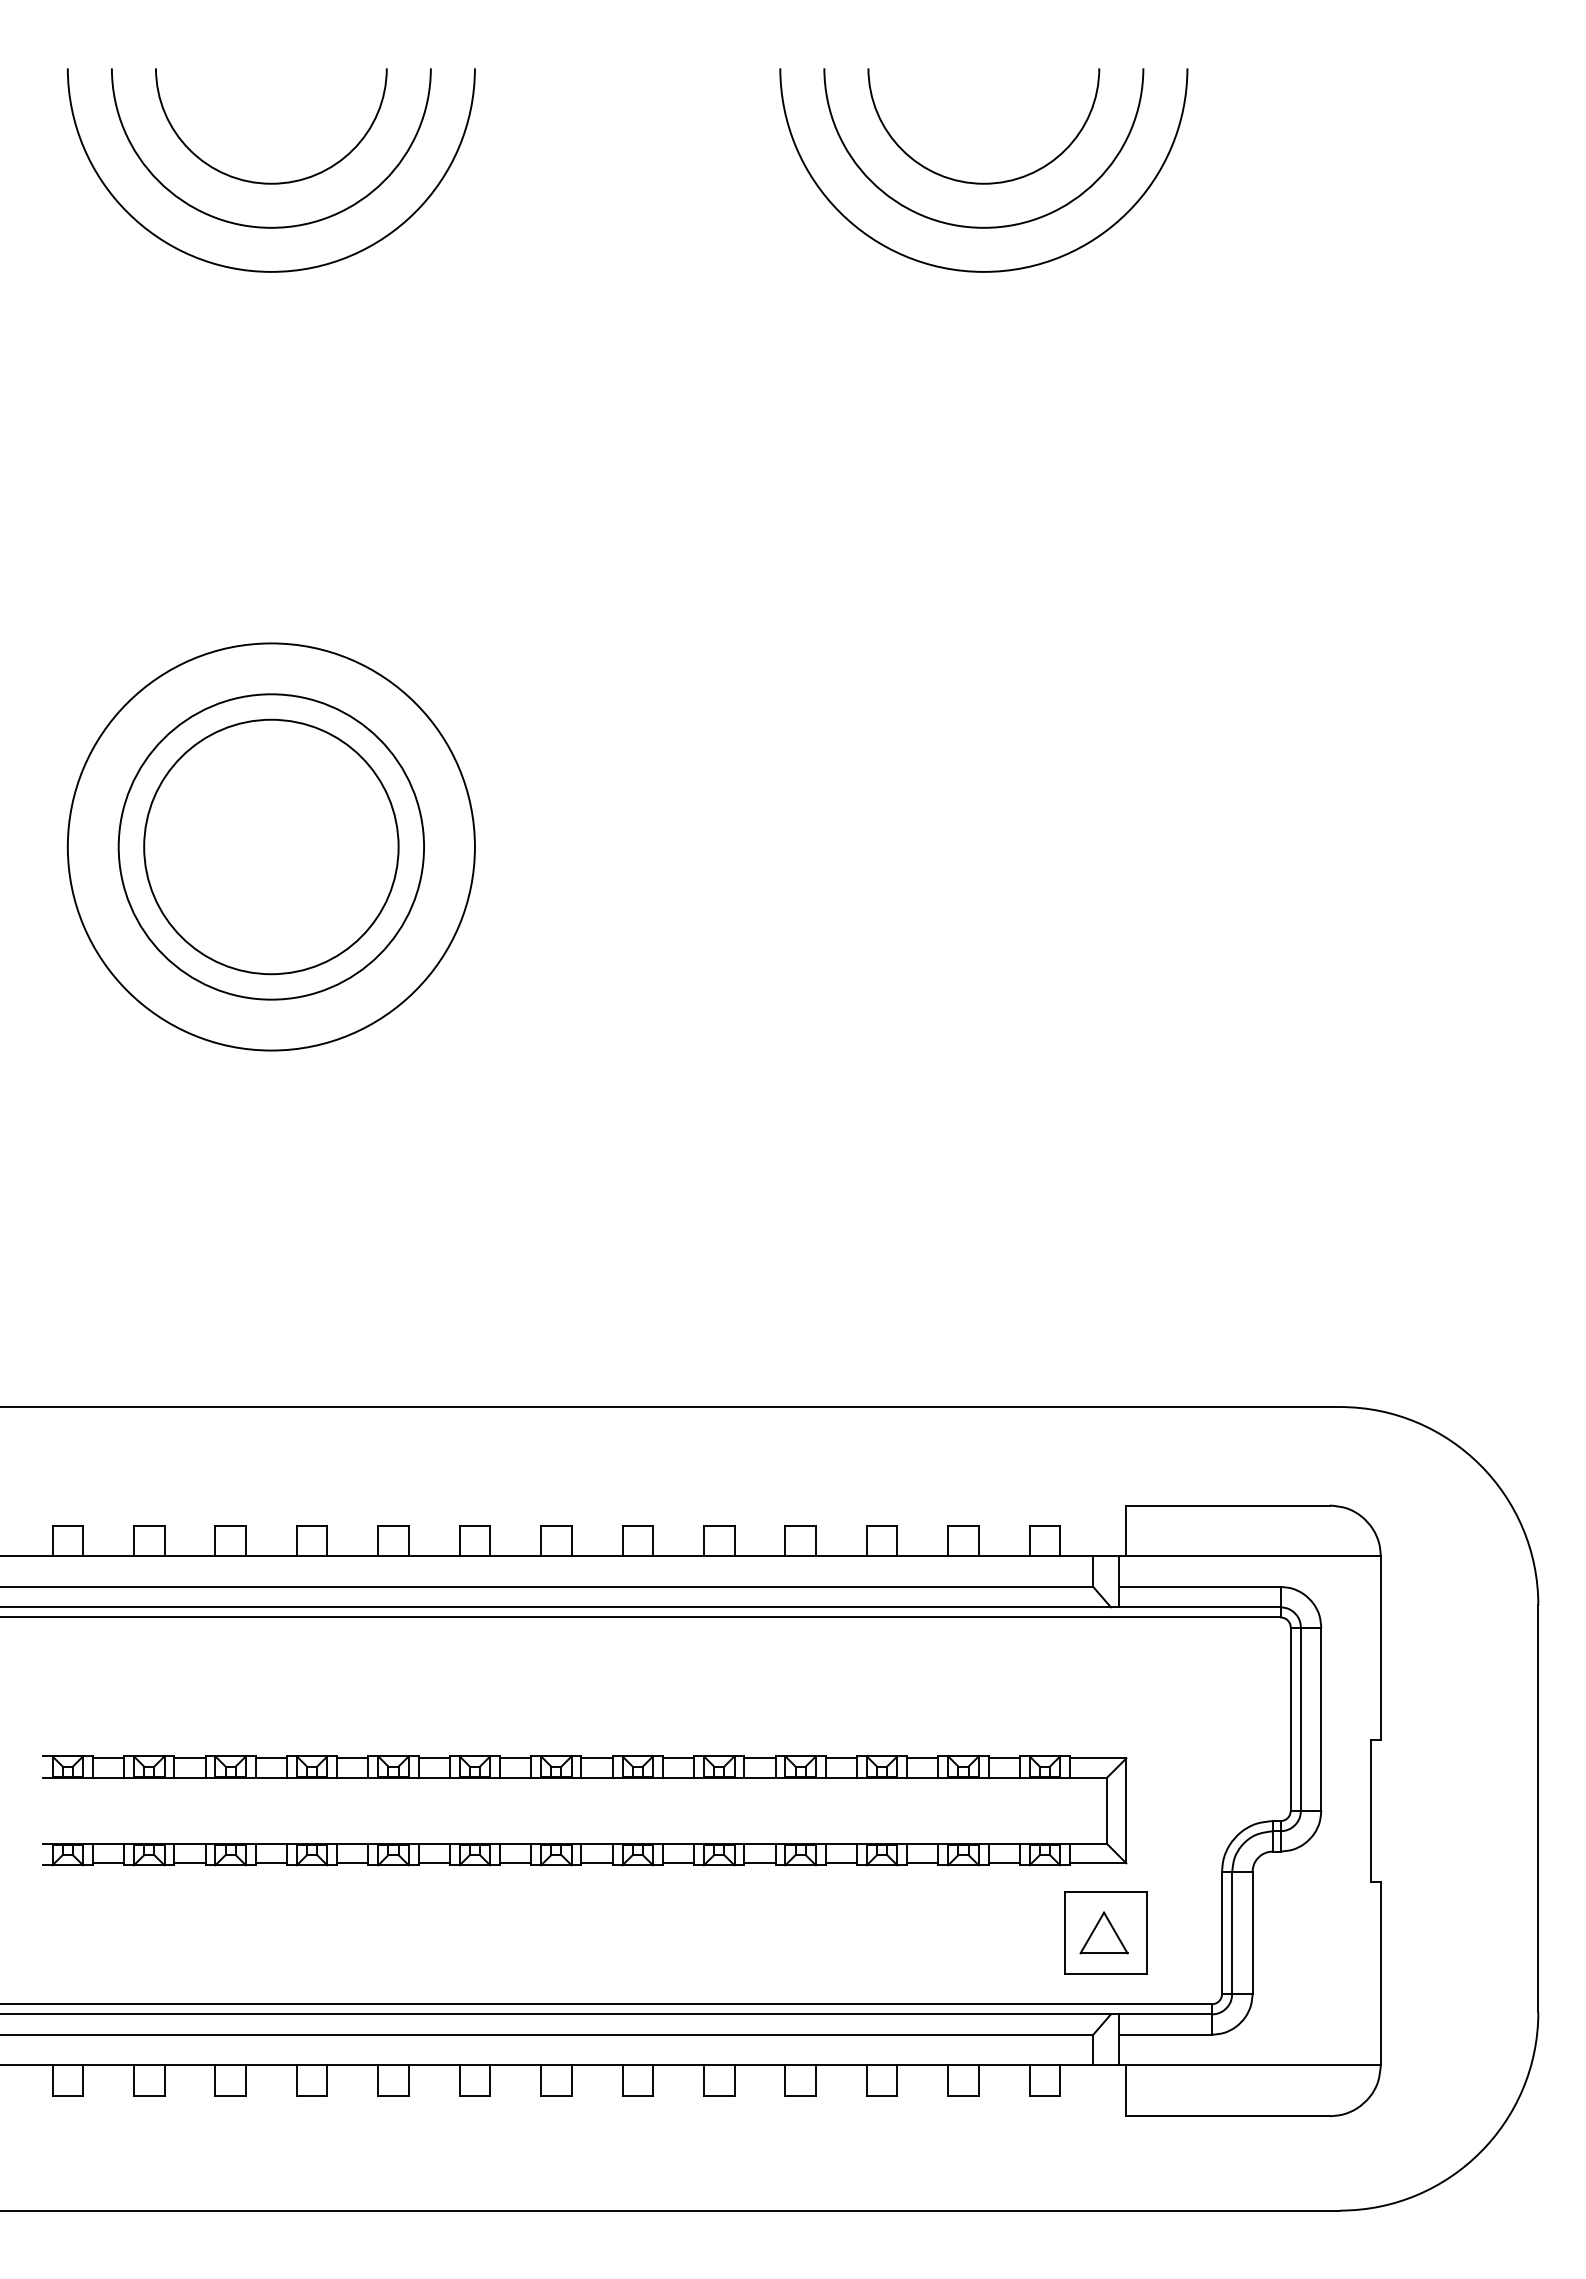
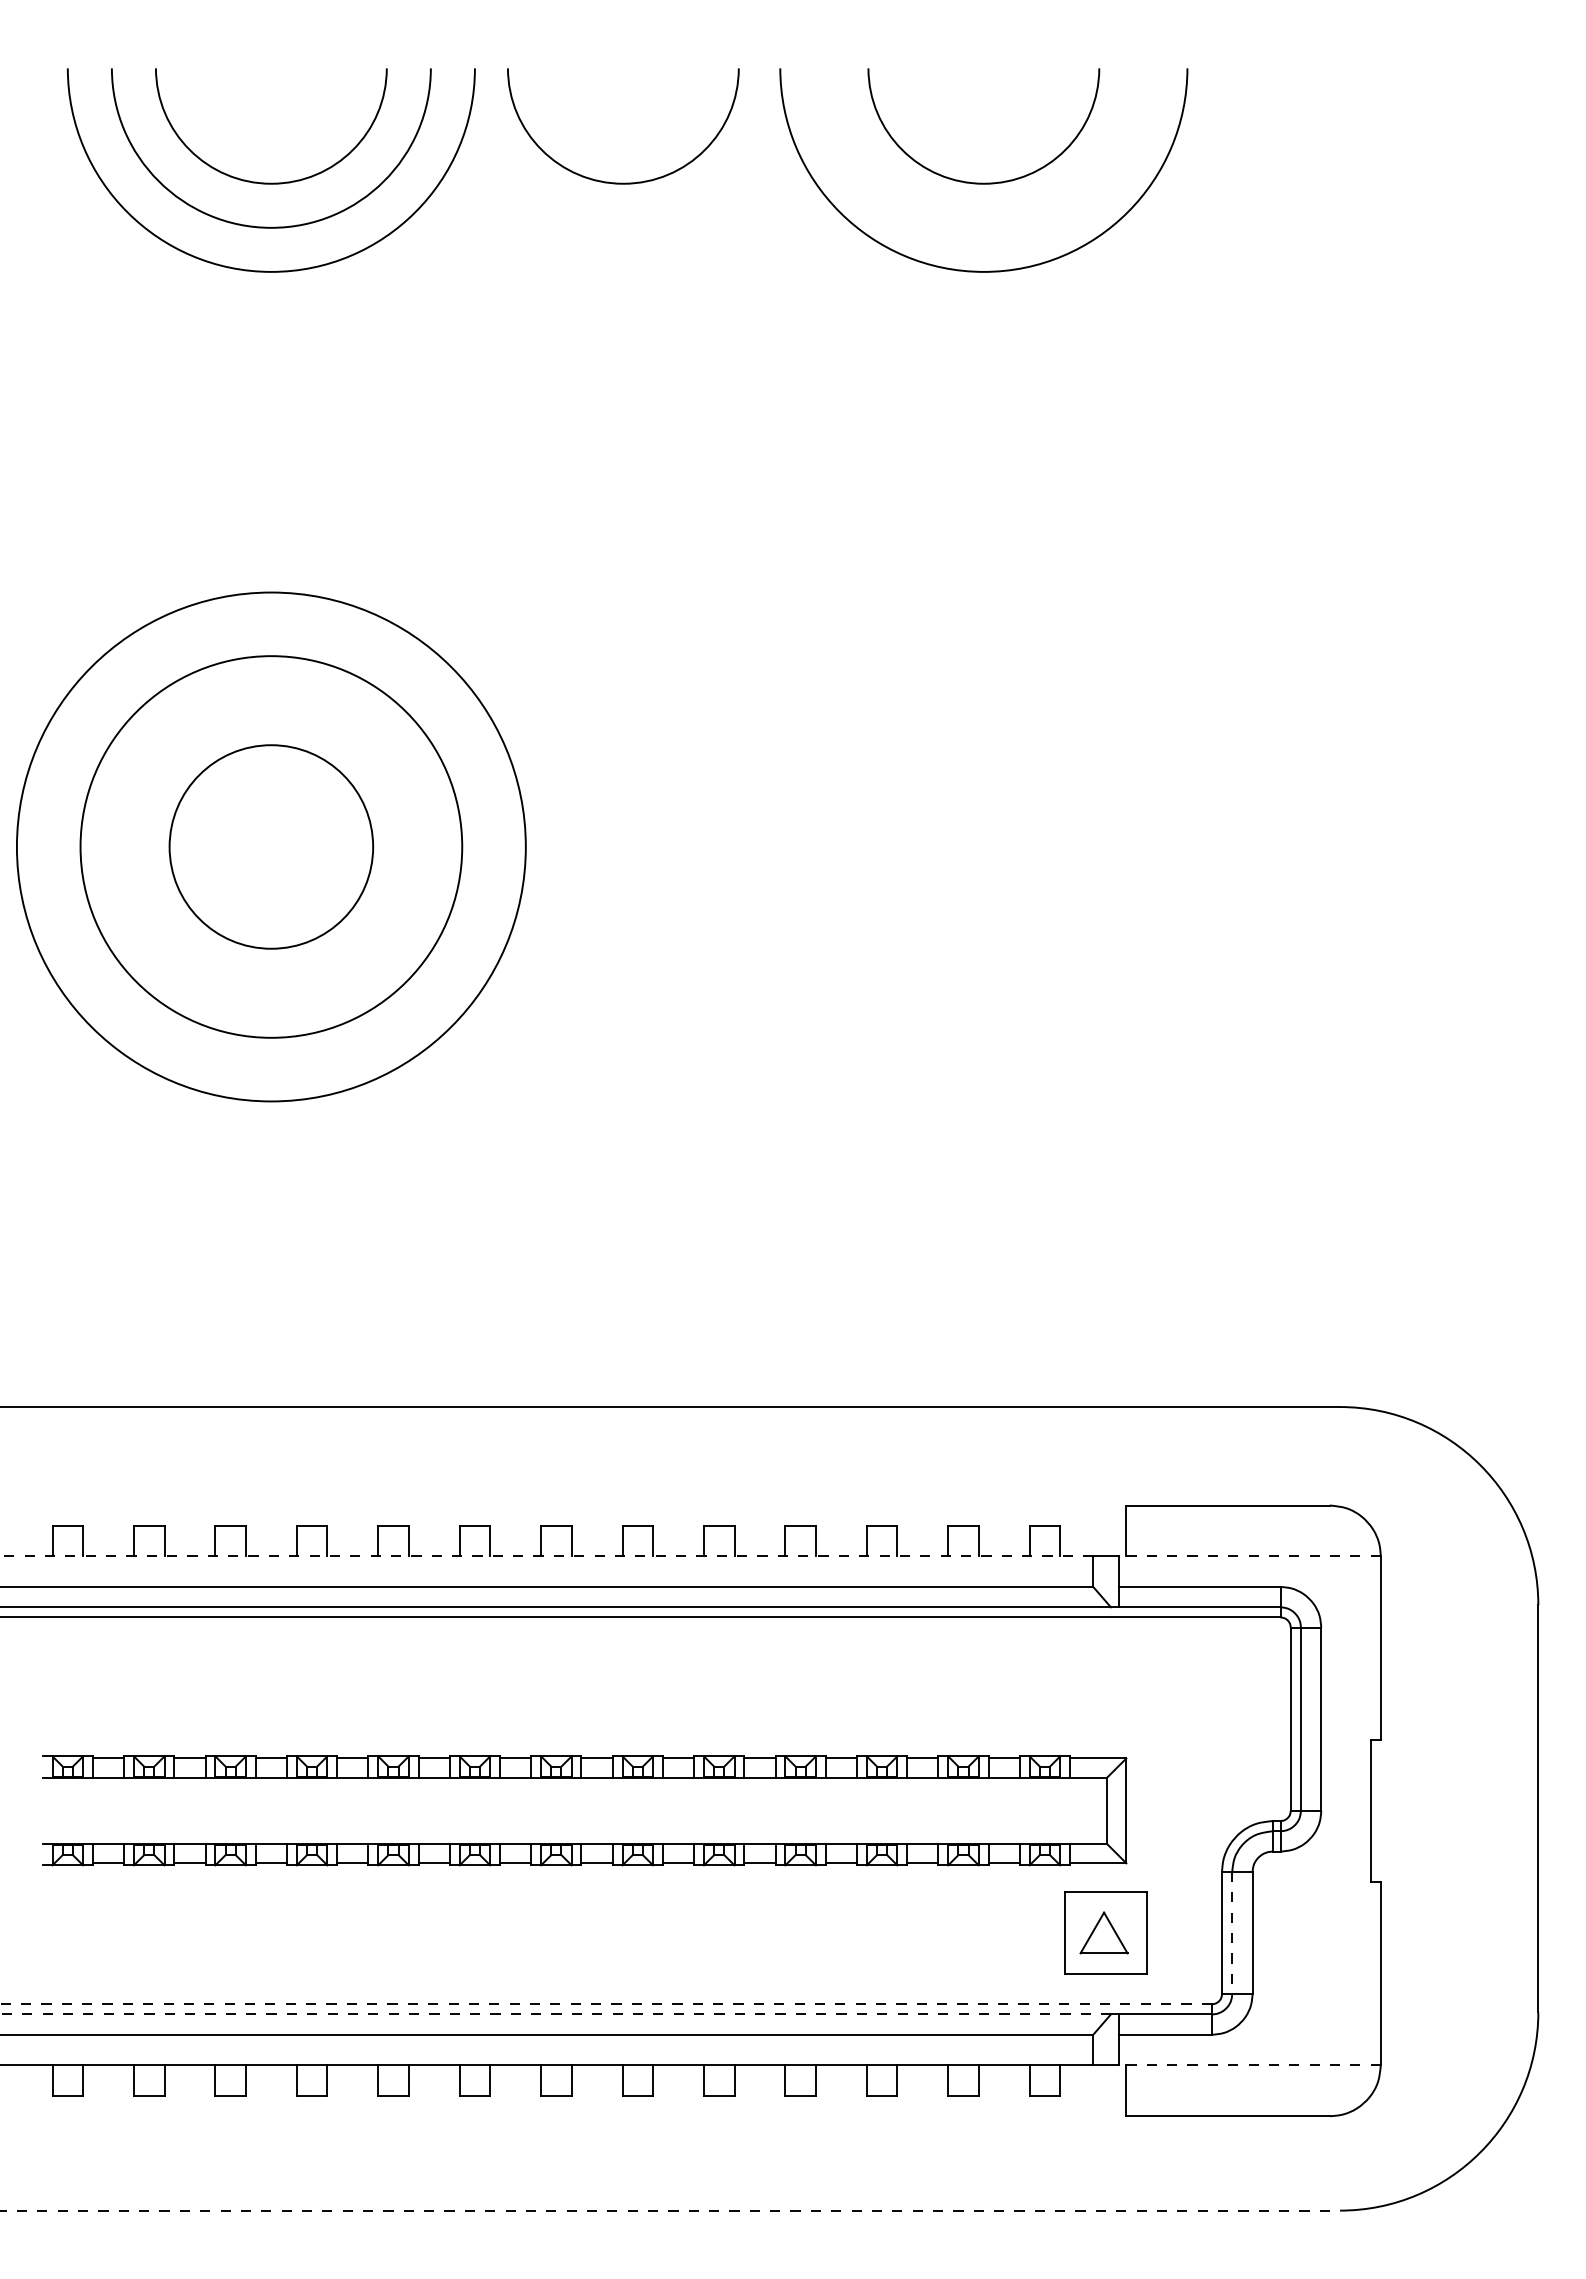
arc: none -> present (623, 182)
arc: present -> none (982, 226)
circle diameter: 407 px -> 509 px (270, 846)
circle diameter: 254 px -> 204 px (271, 846)
circle diameter: 305 px -> 382 px (271, 846)
line: solid -> dashed (546, 1556)
line: solid -> dashed (1249, 1556)
line: solid -> dashed (1232, 1933)
line: solid -> dashed (605, 2004)
line: solid -> dashed (556, 2014)
line: solid -> dashed (1249, 2065)
line: solid -> dashed (670, 2210)
